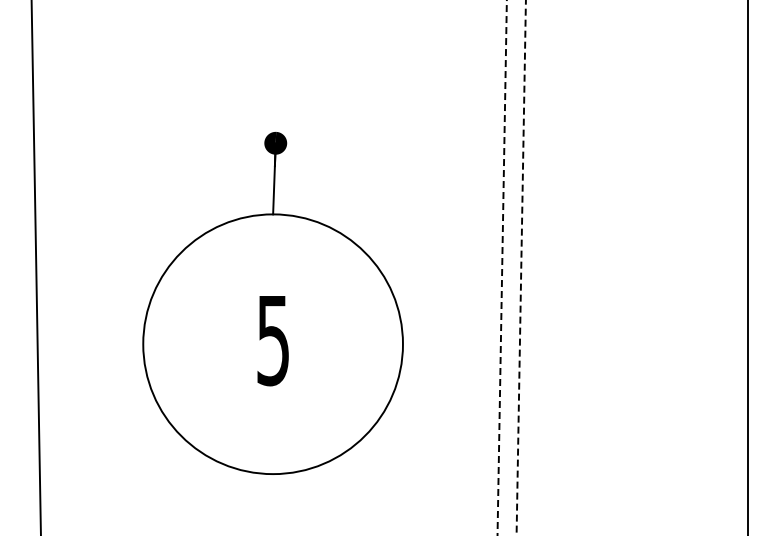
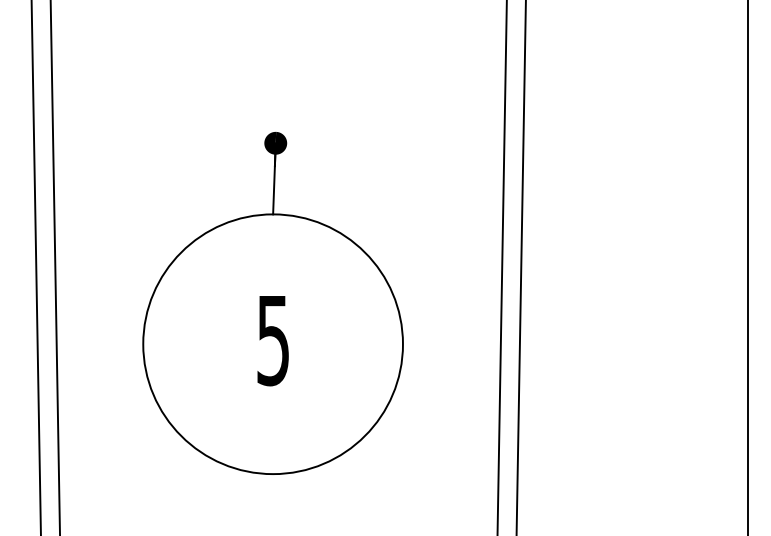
line: none -> present (54, 267)
line: dashed -> solid (502, 267)
line: dashed -> solid (521, 268)
